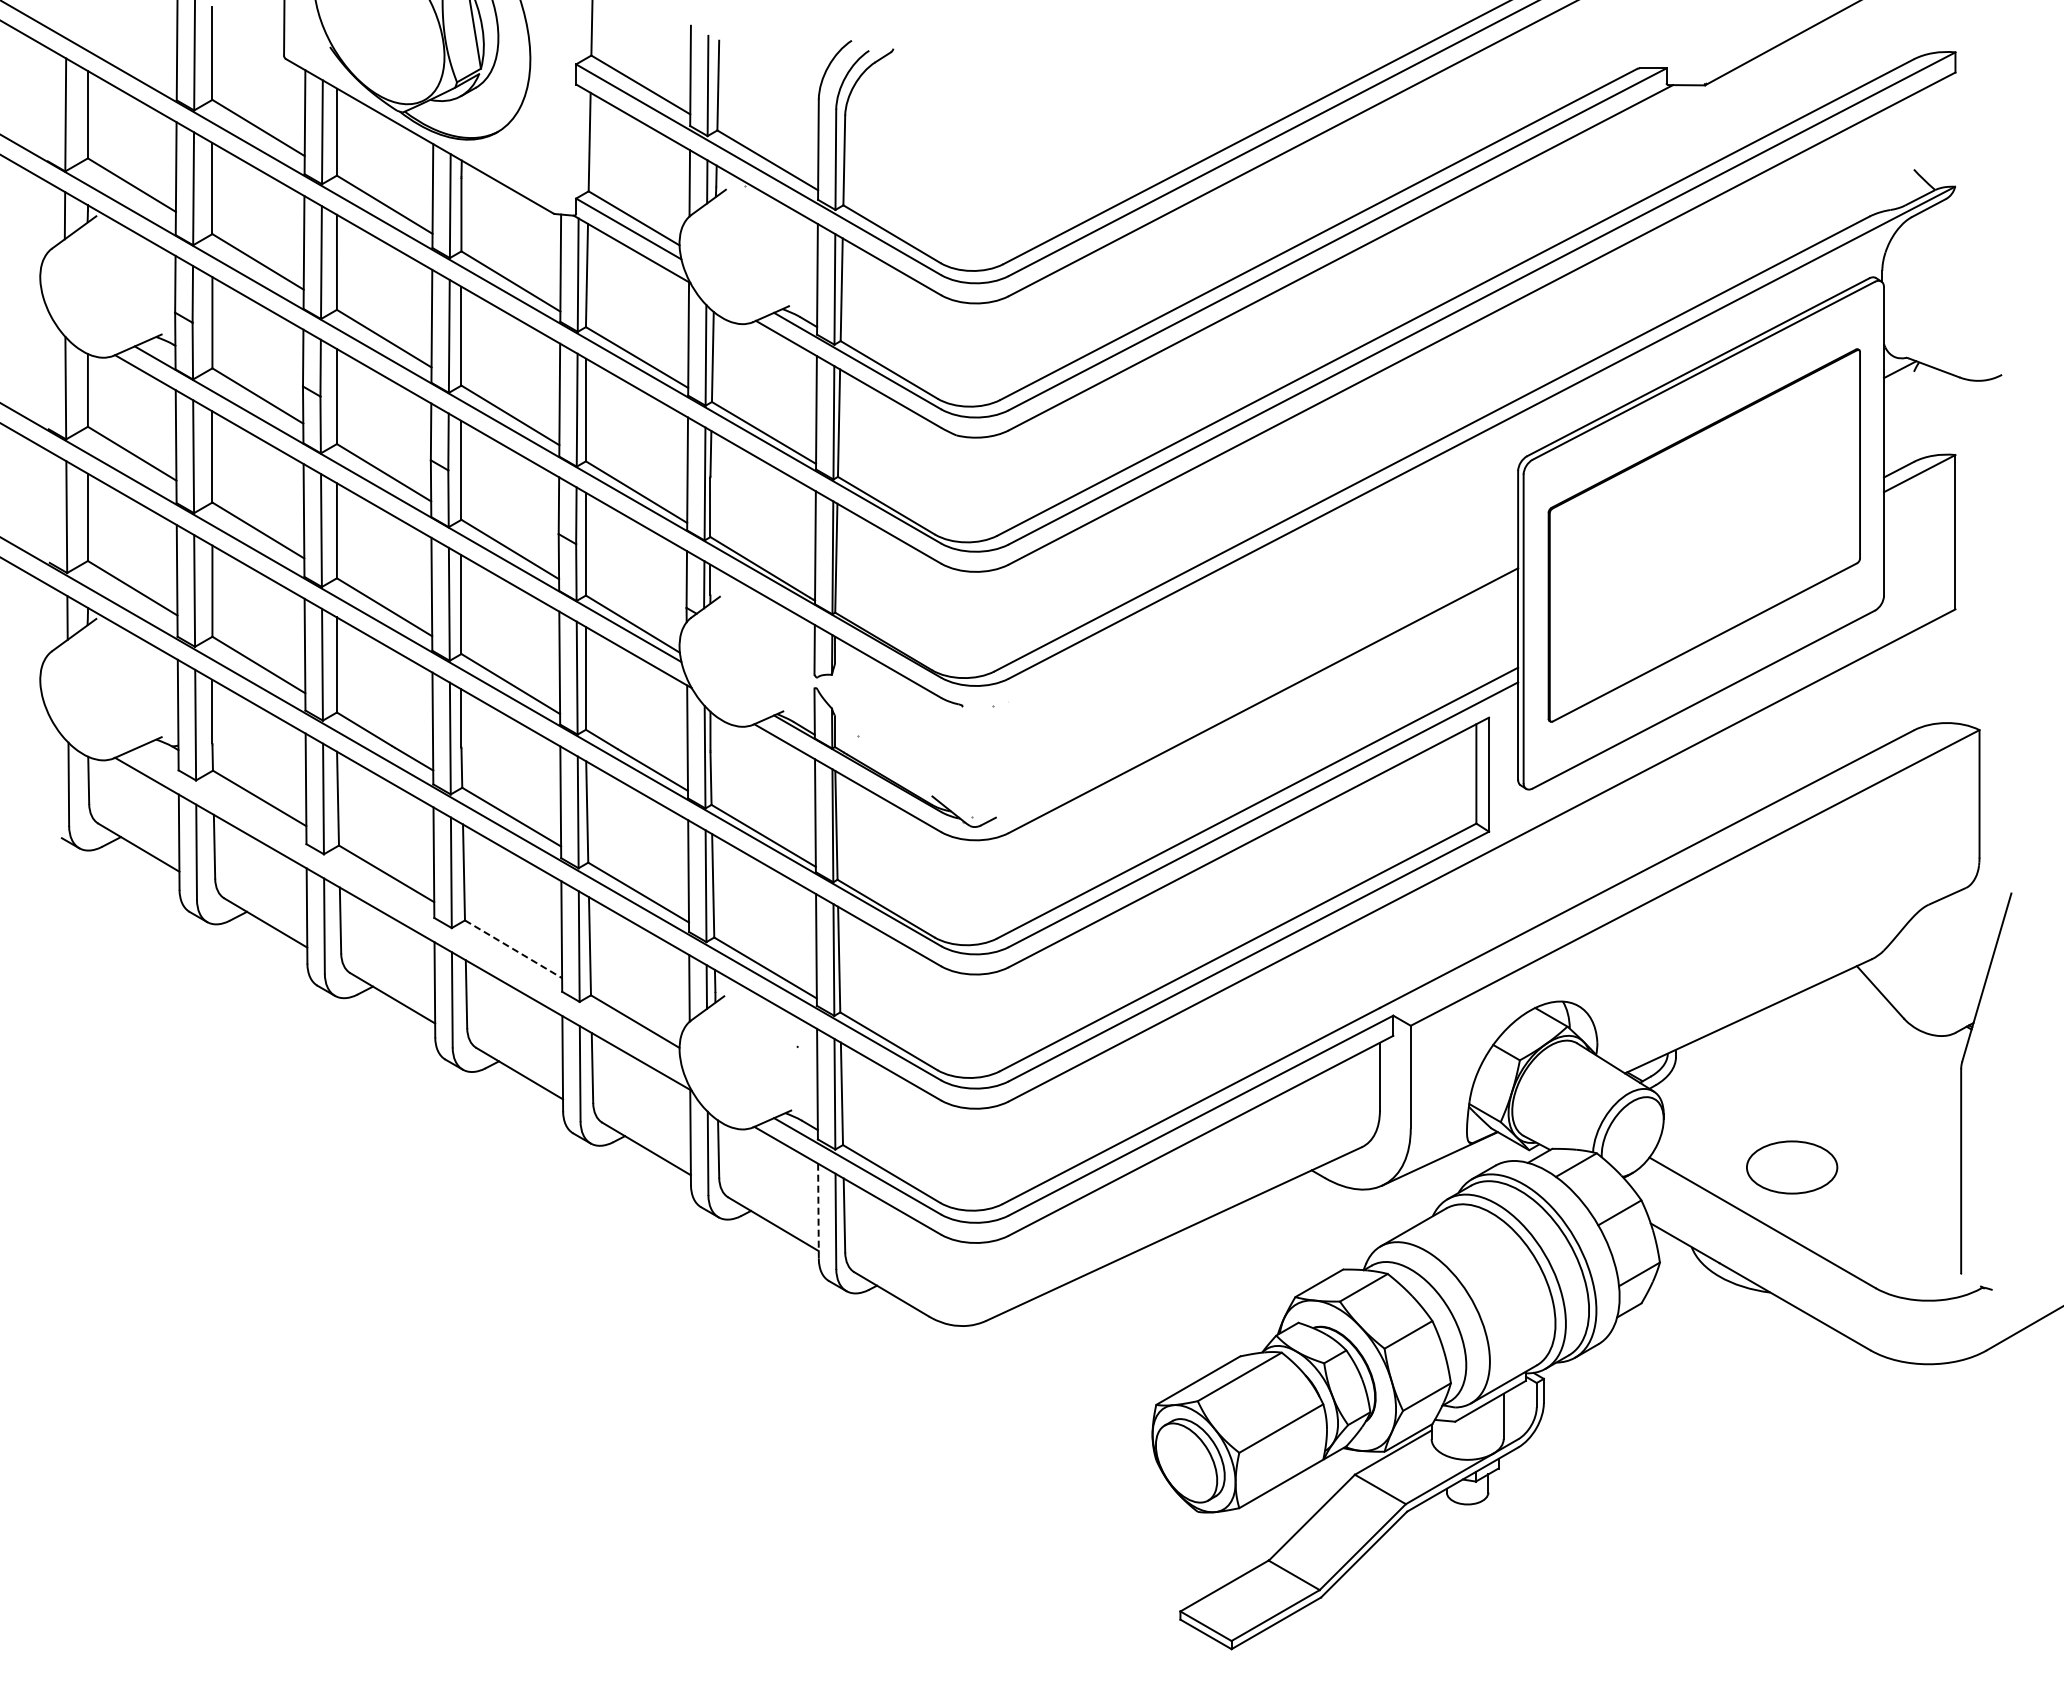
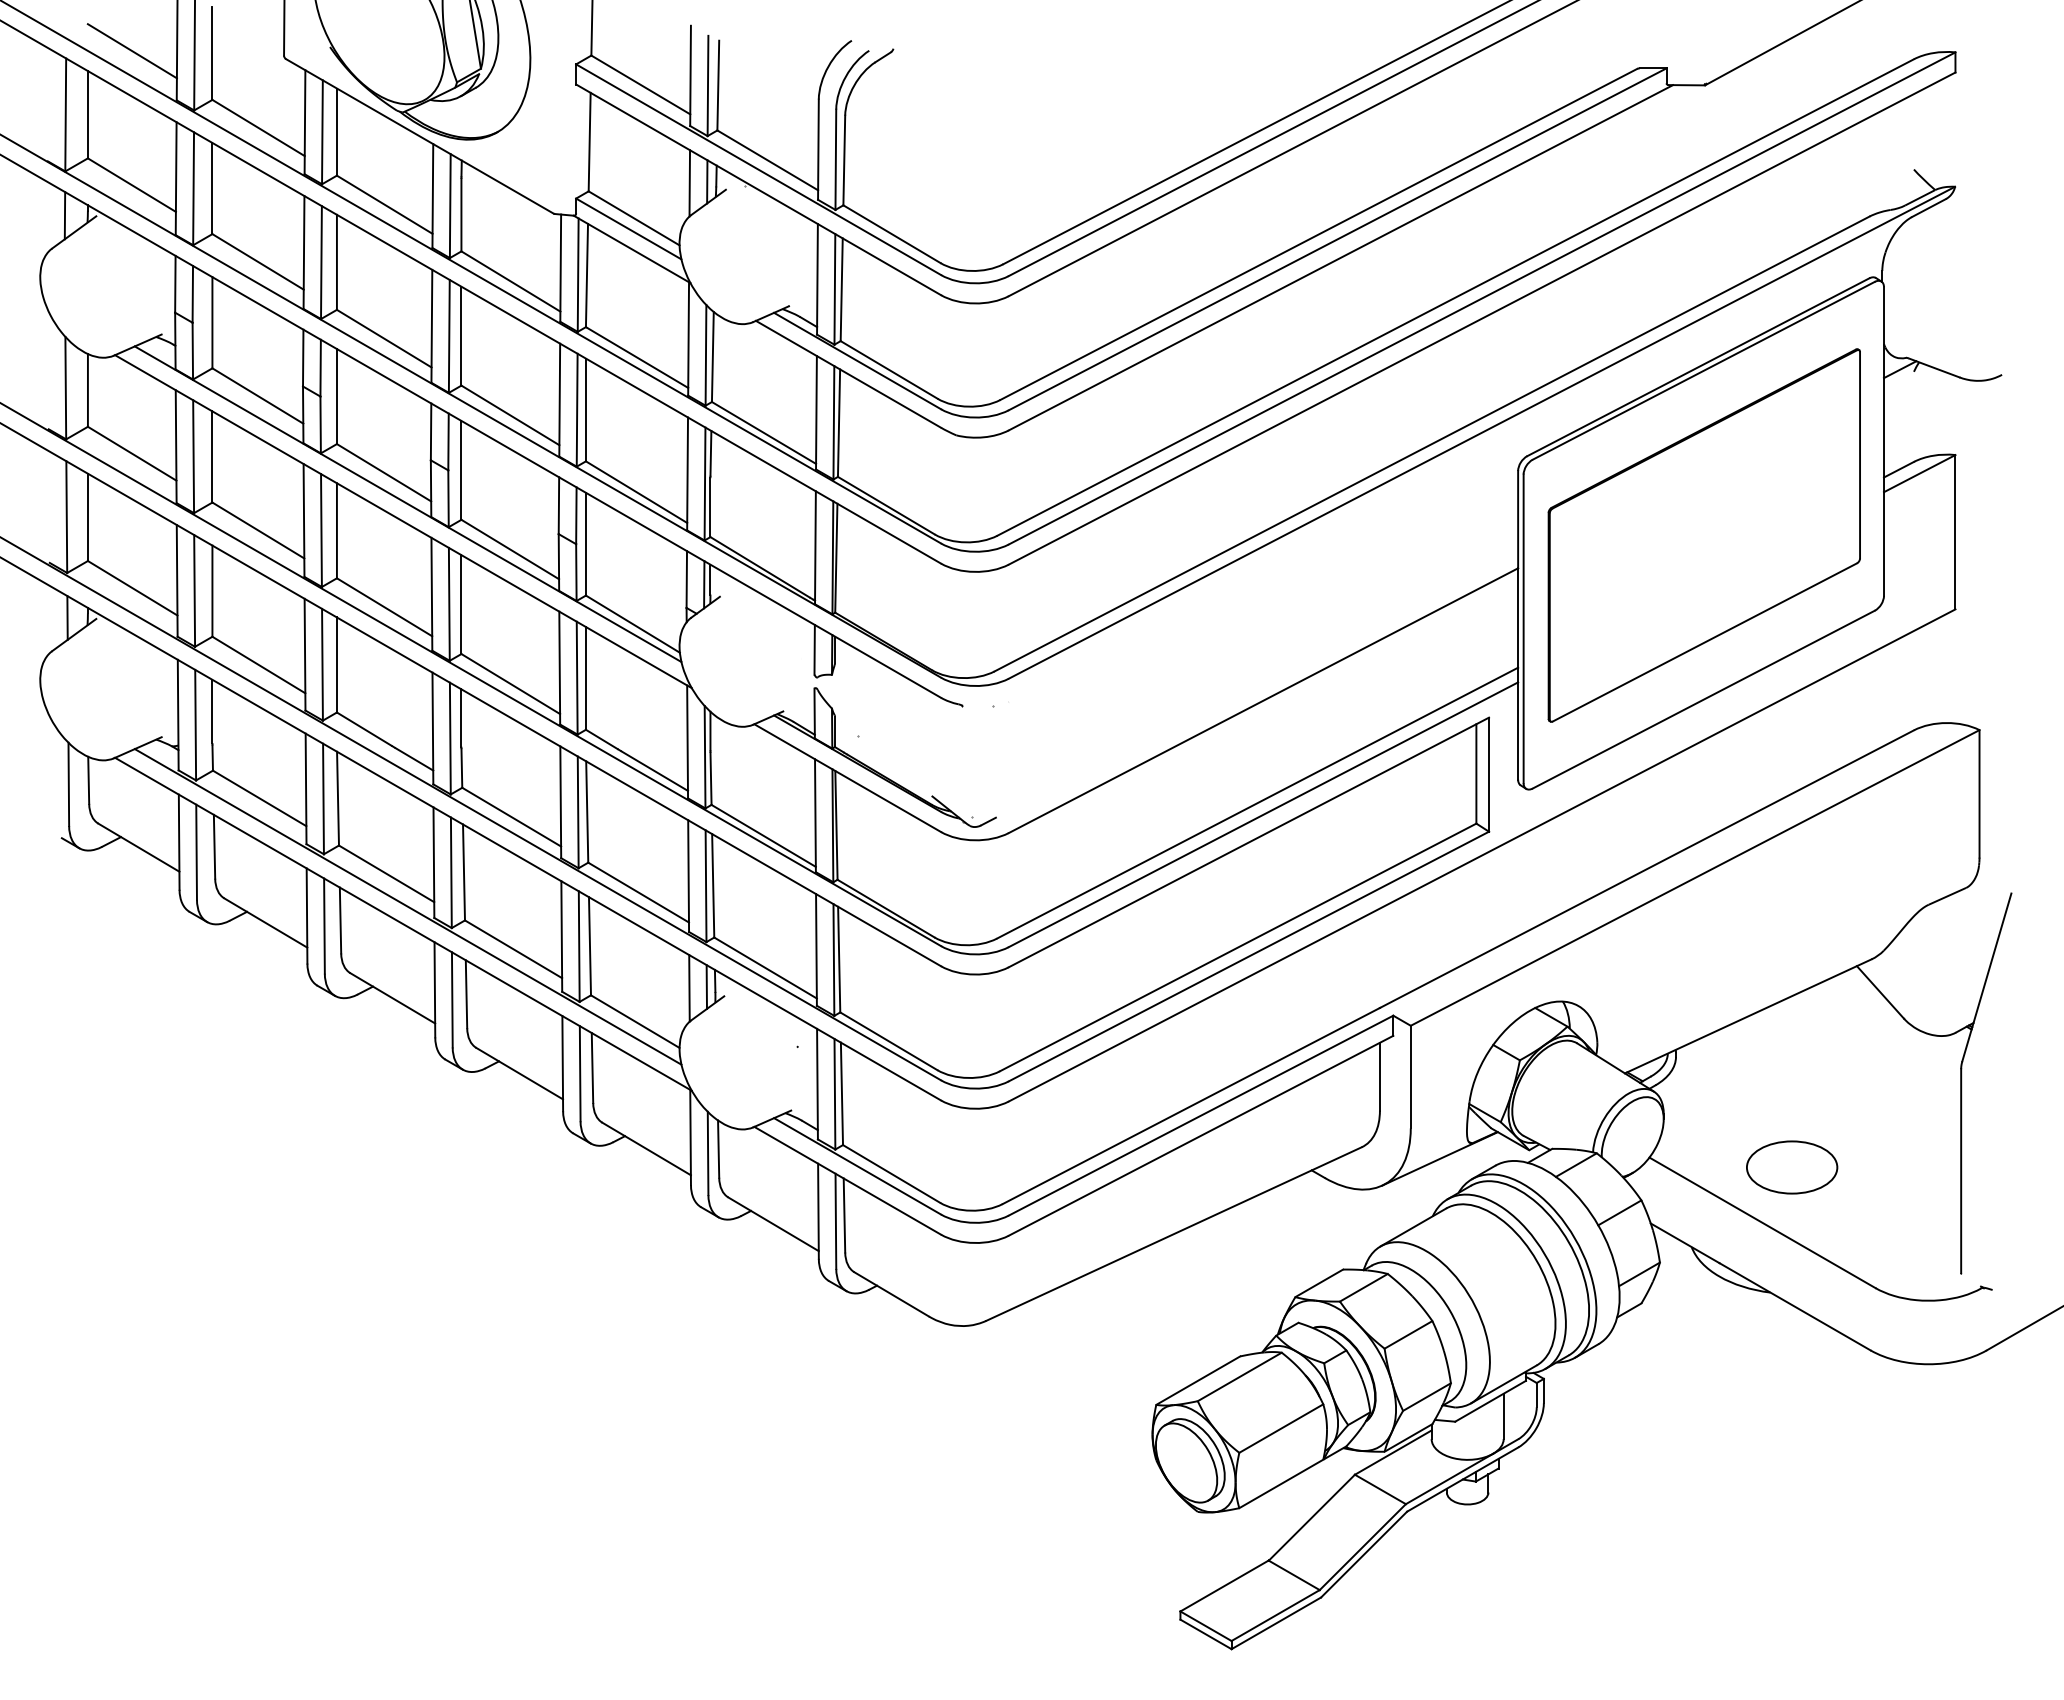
line: none -> present (131, 51)
line: none -> present (407, 906)
line: dashed -> solid (513, 949)
line: dashed -> solid (818, 1211)
